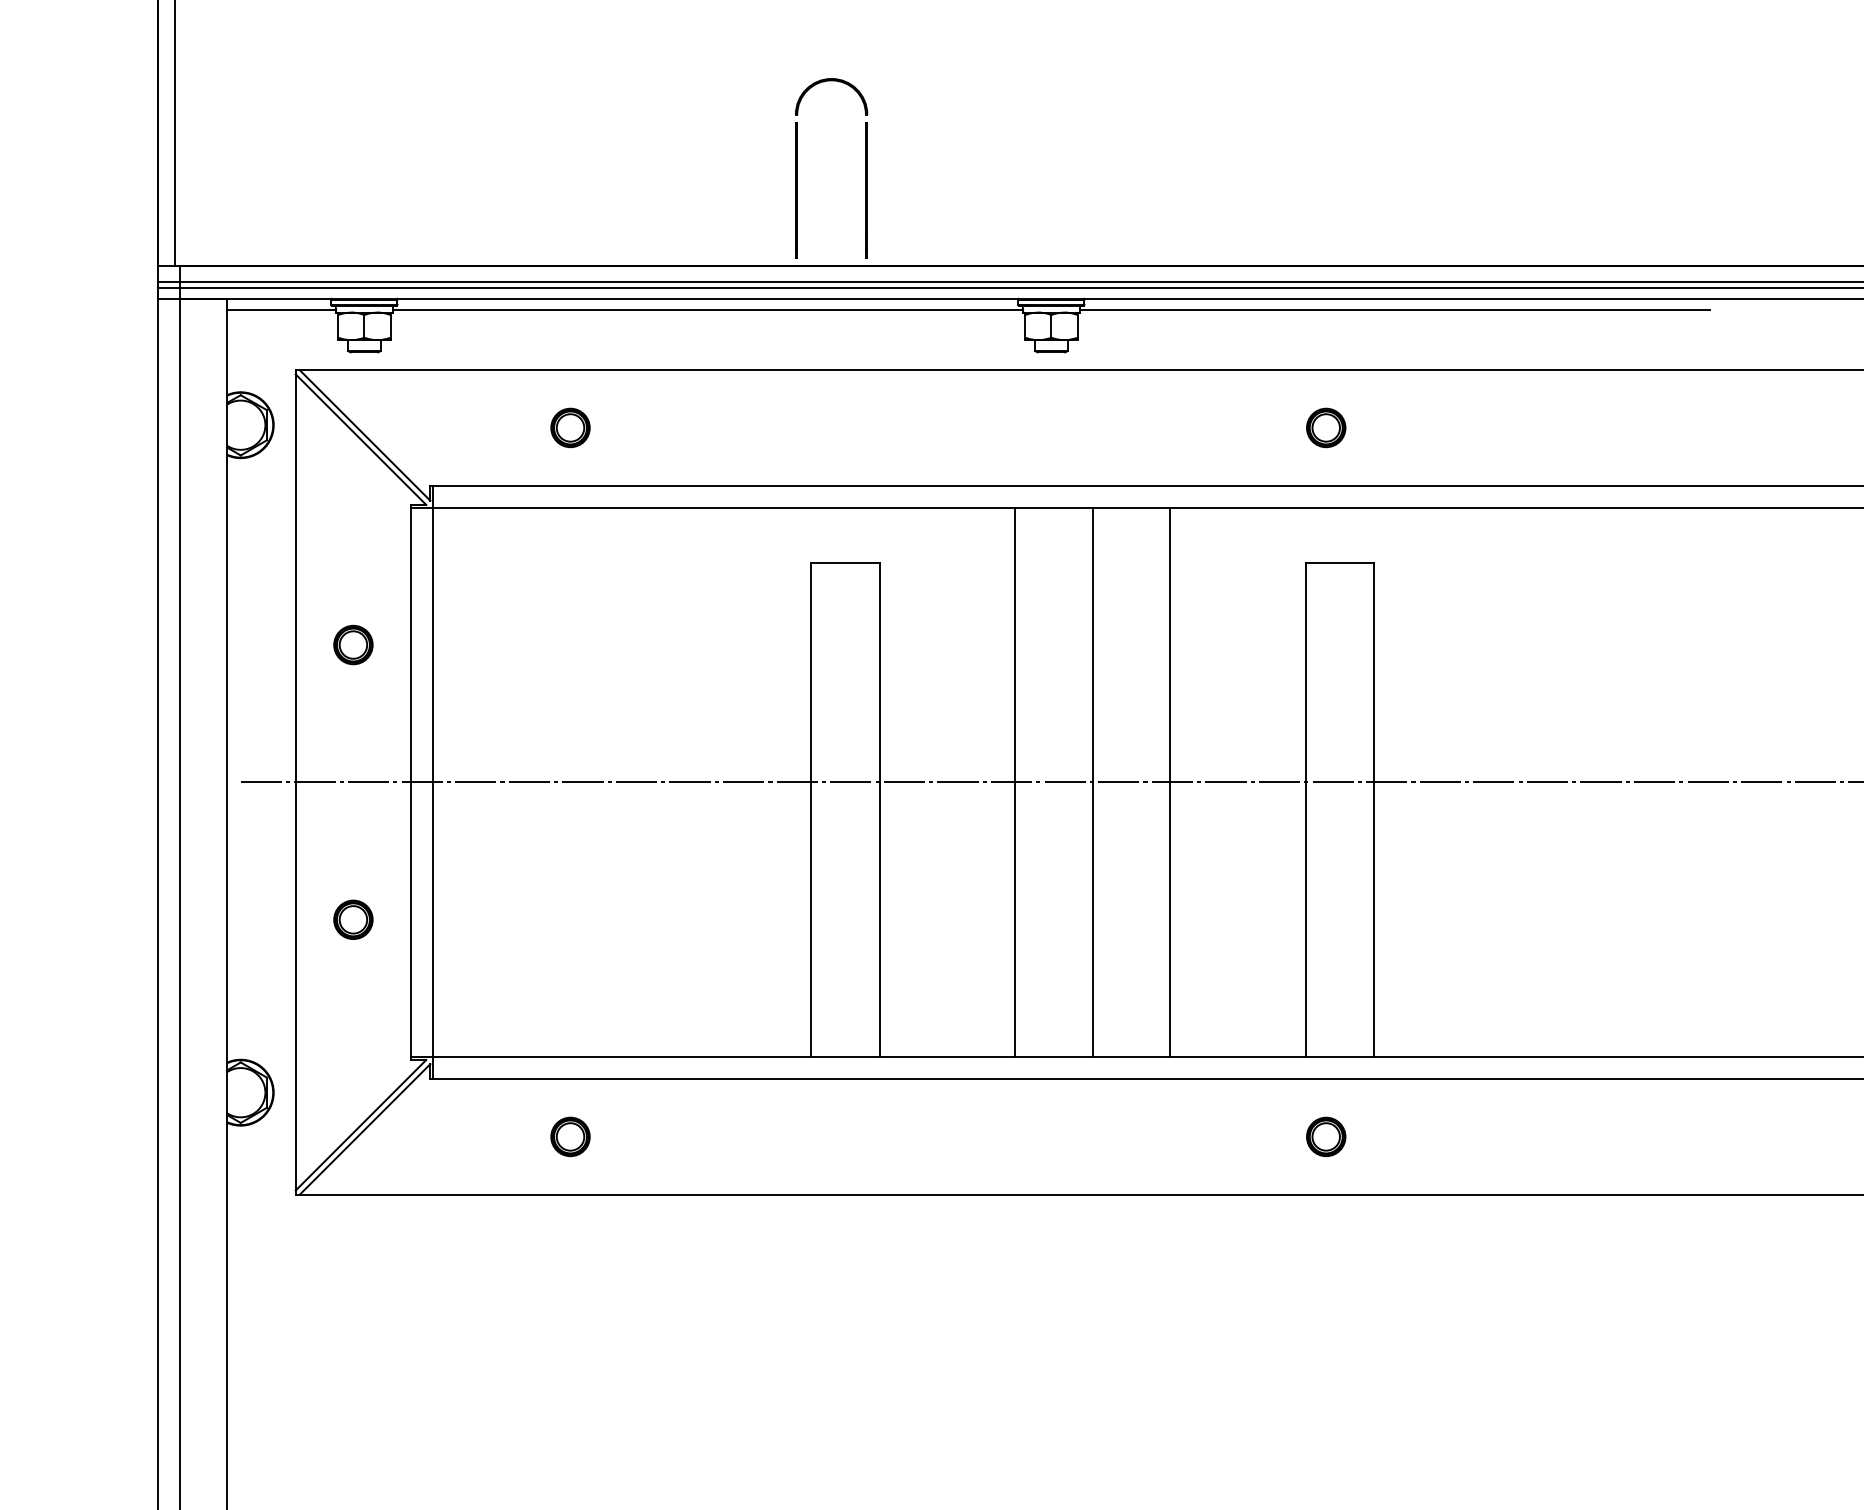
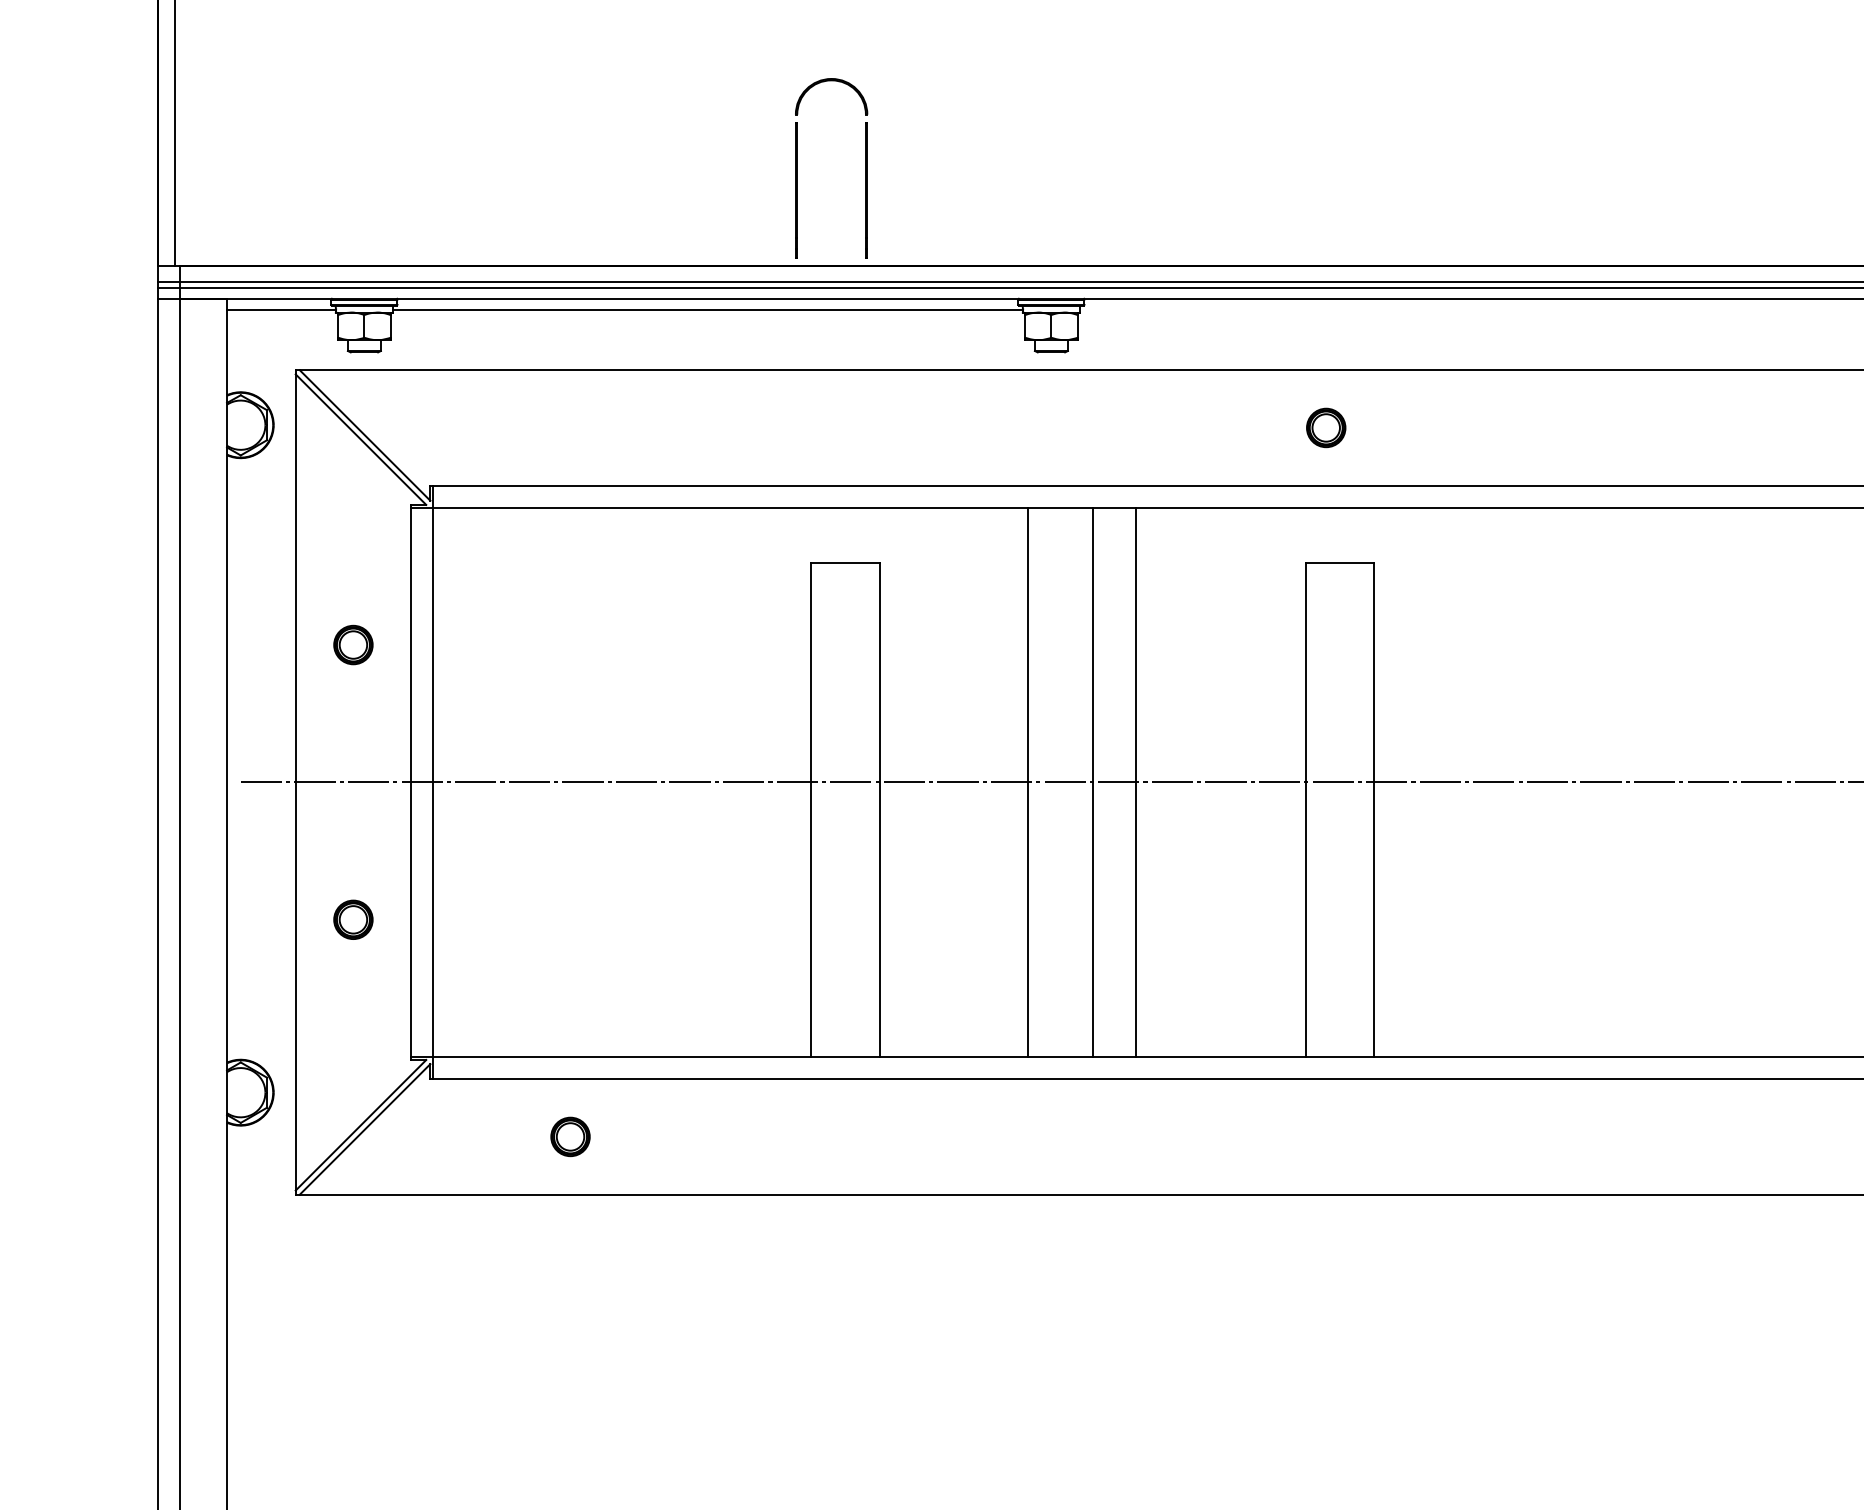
line: present -> none (1395, 309)
part: present -> none (570, 427)
line position: (1015, 782) -> (1028, 782) (1028, 782)
line position: (1170, 782) -> (1136, 782) (1136, 782)
part: present -> none (1326, 1136)
